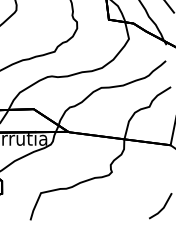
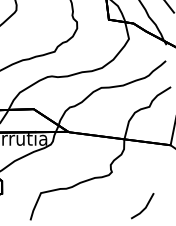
line position: (162, 207) -> (144, 207) (144, 207)
